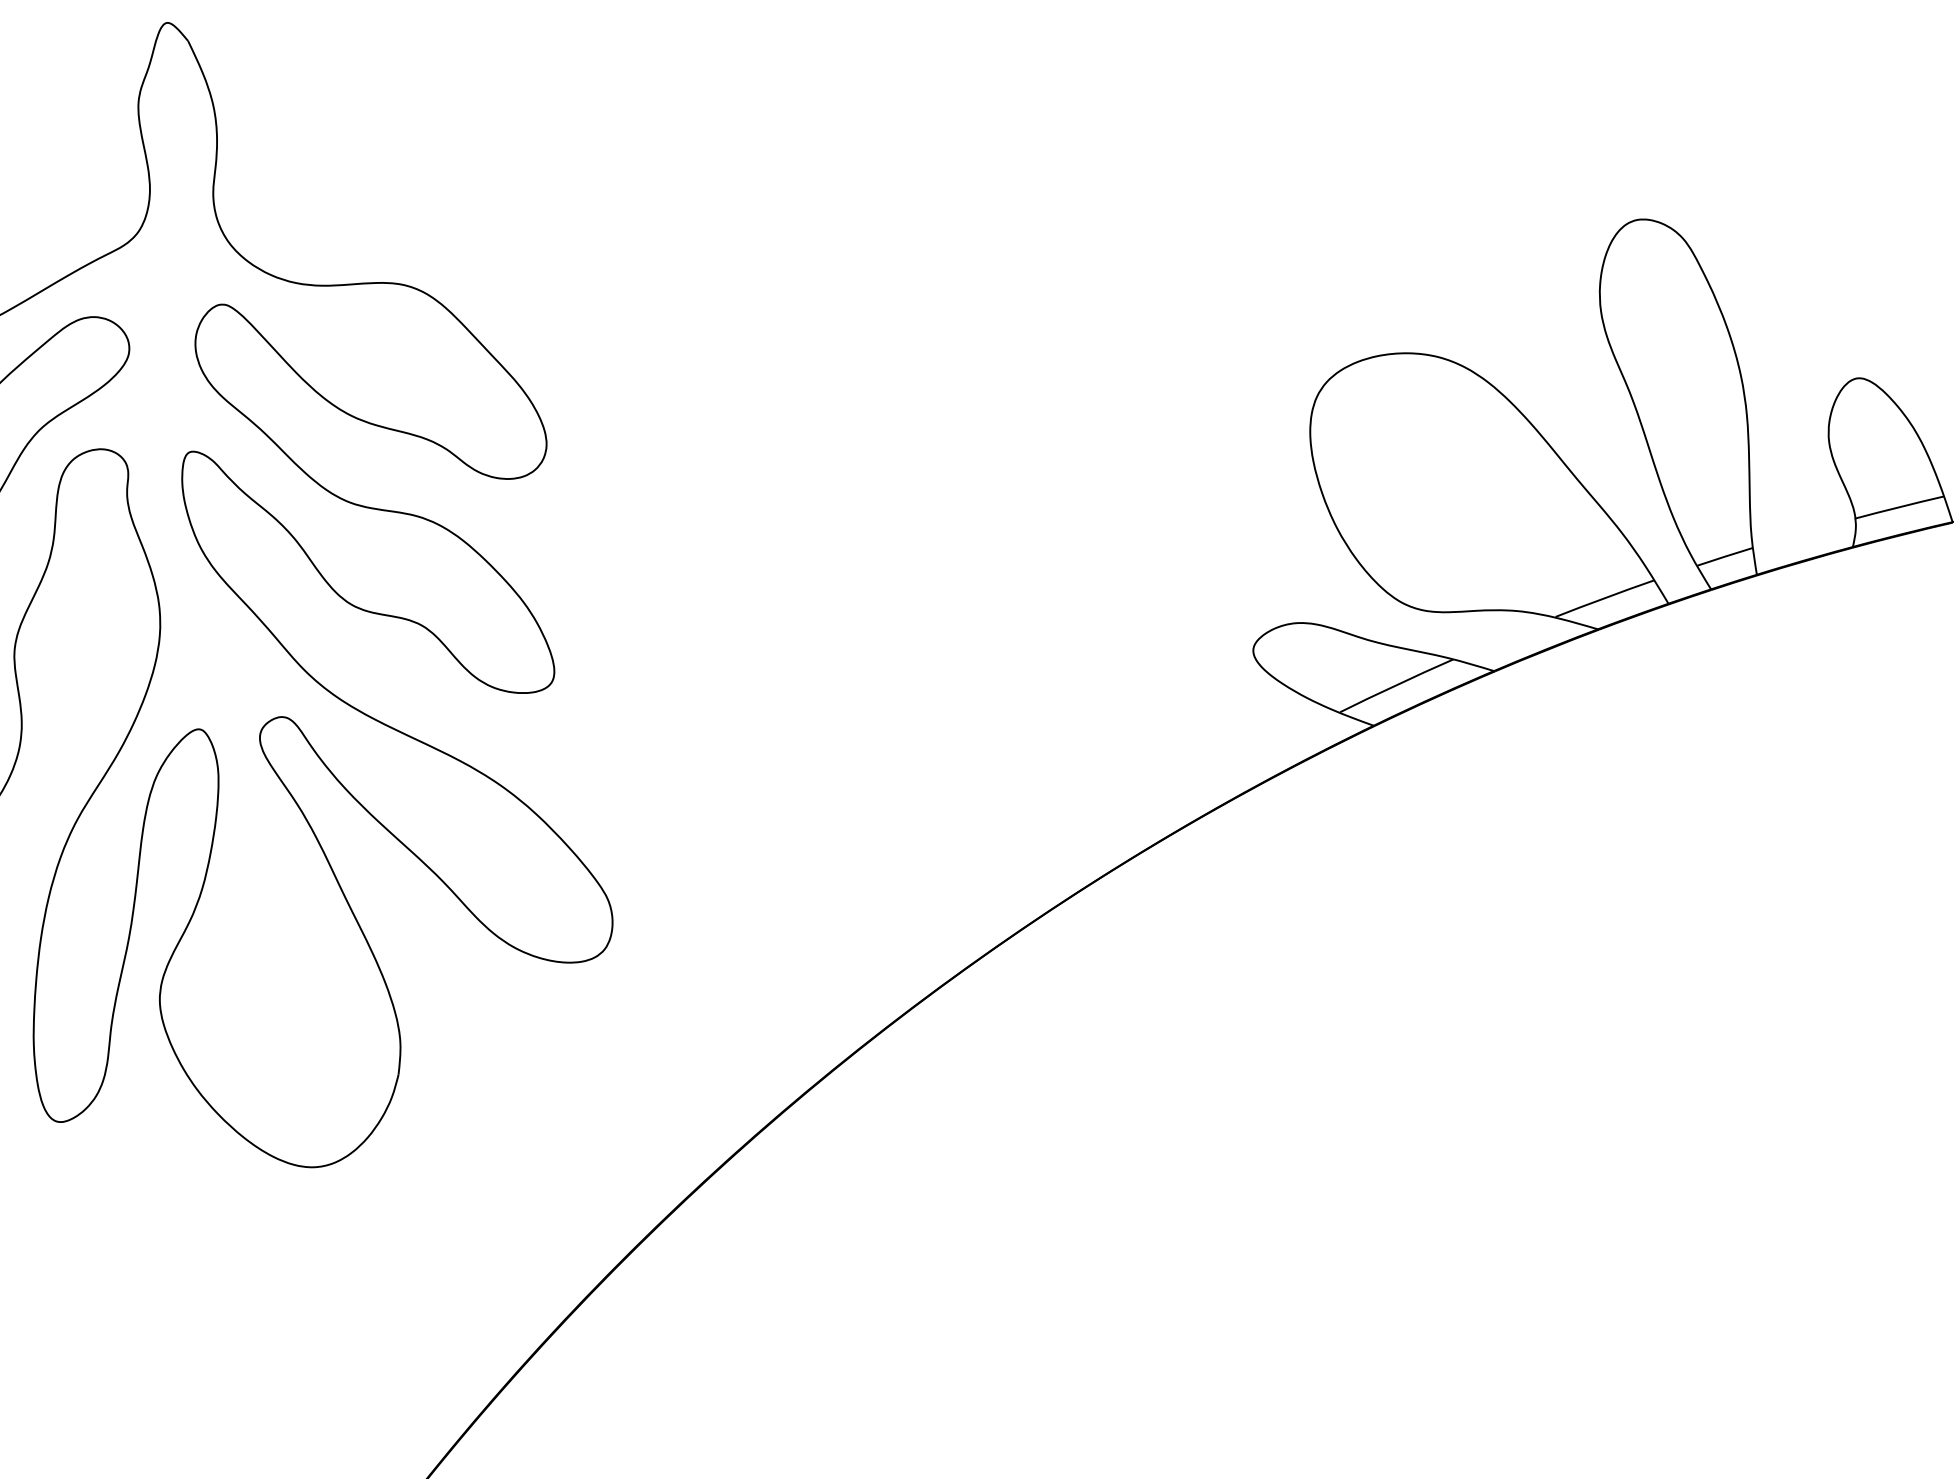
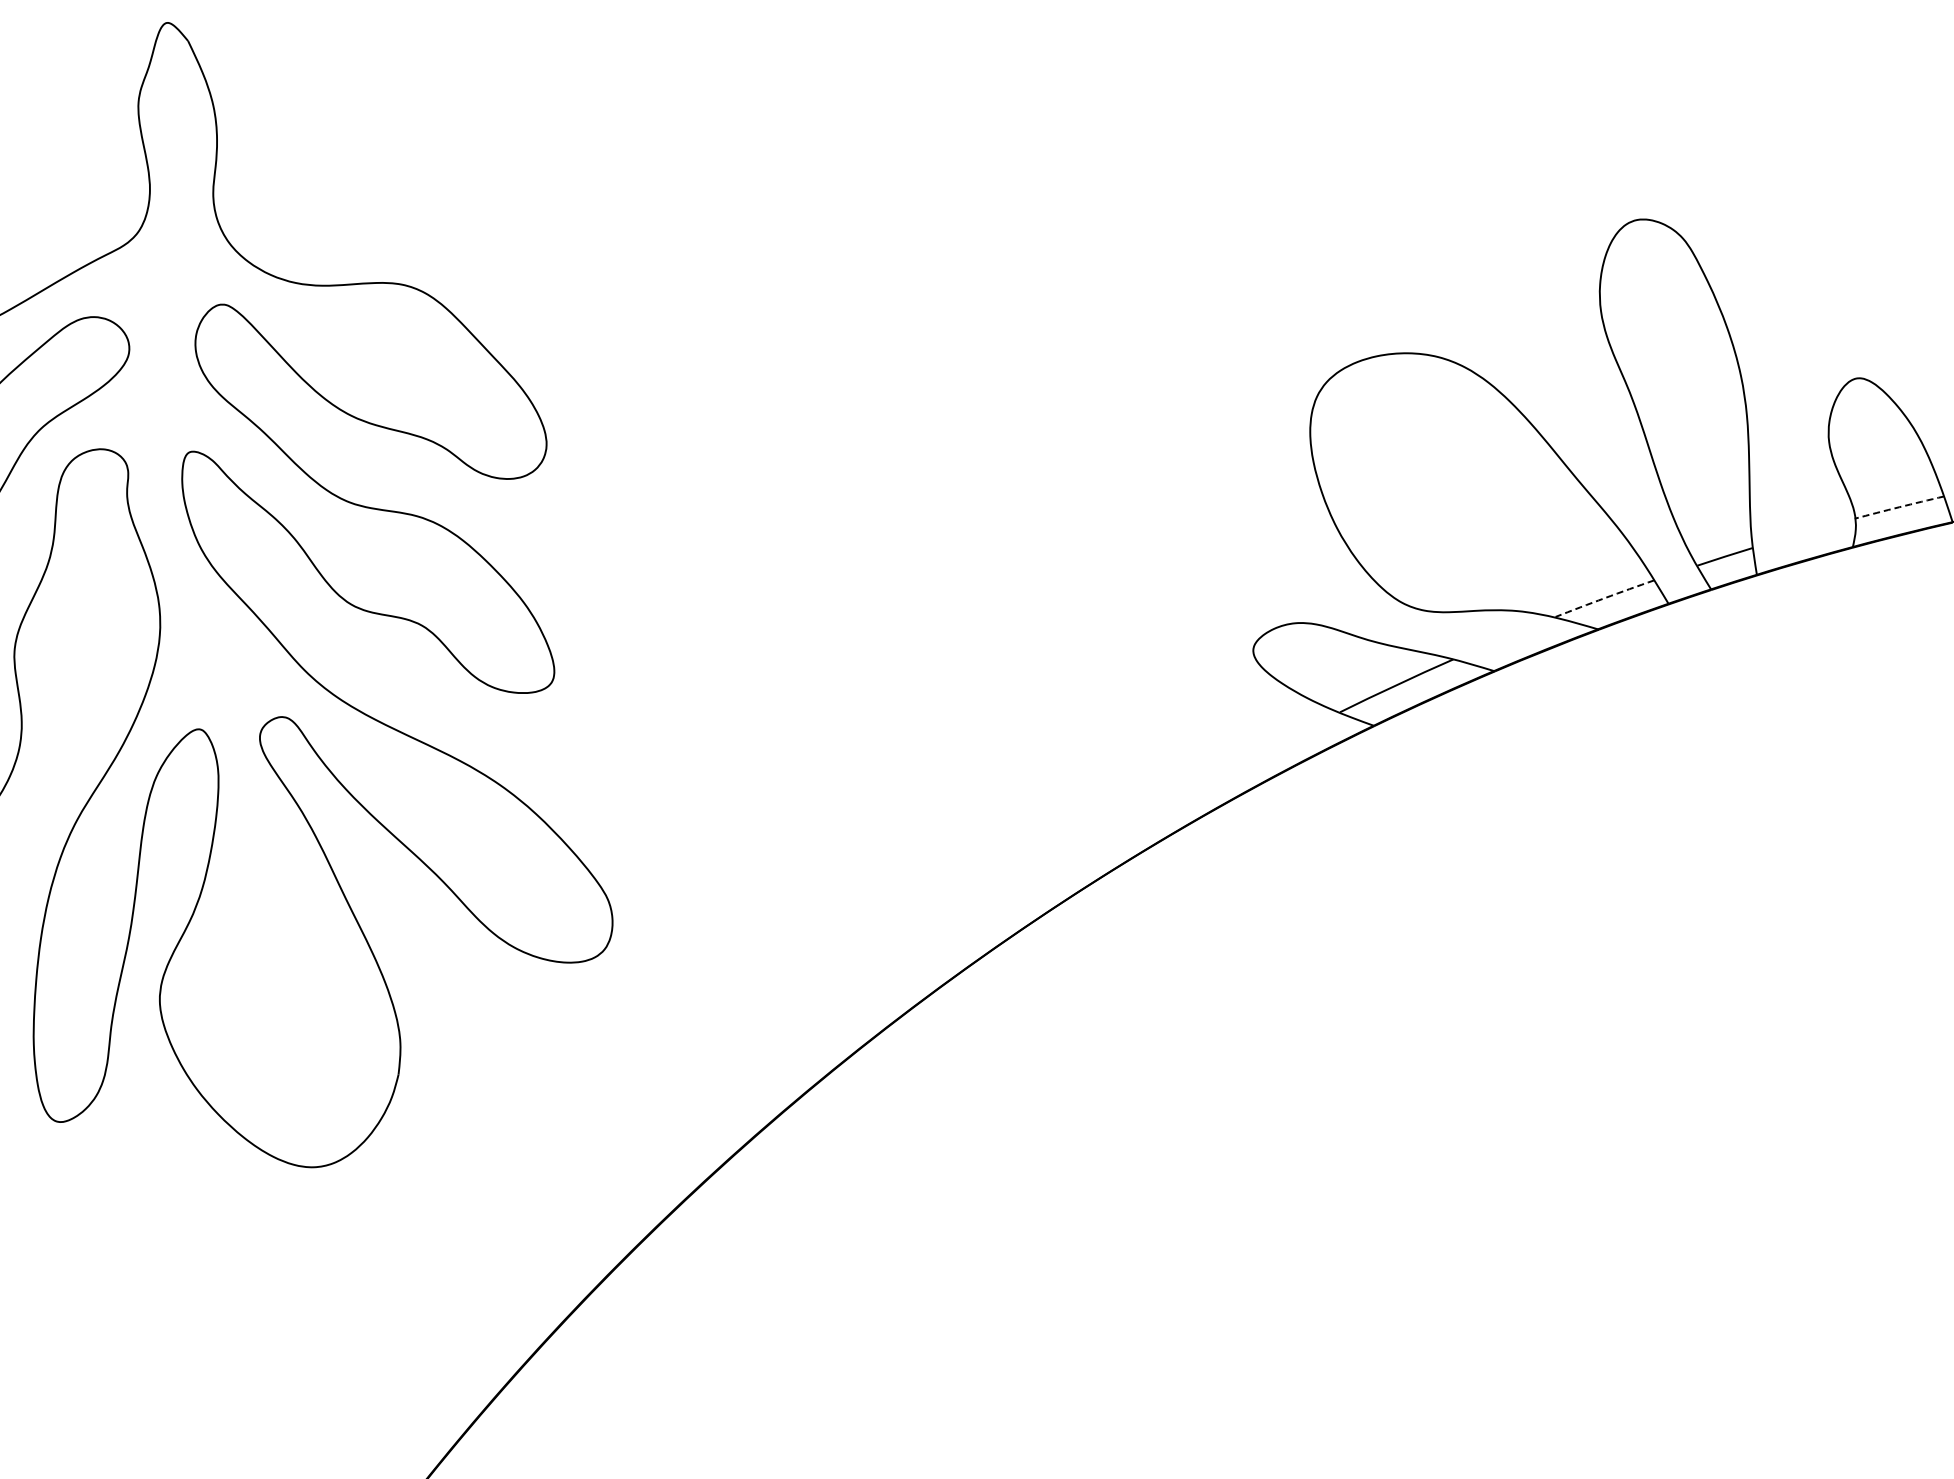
arc: solid -> dashed (1899, 507)
arc: solid -> dashed (1604, 598)
